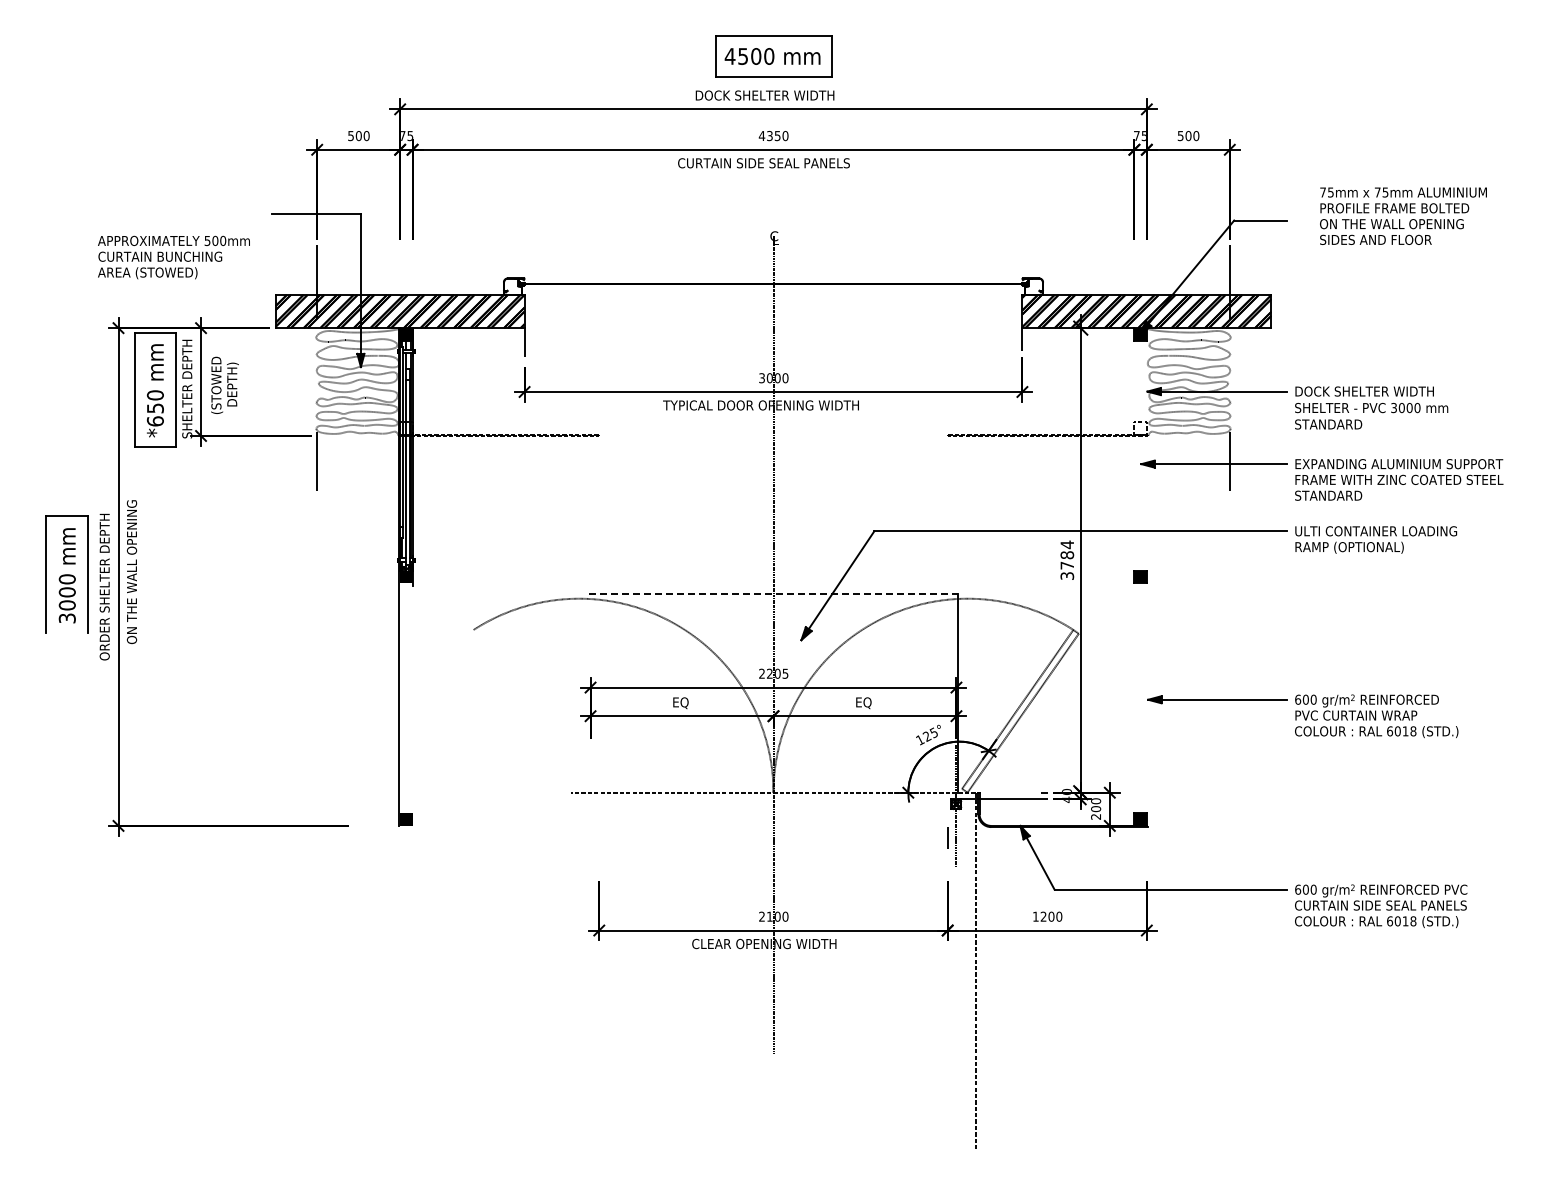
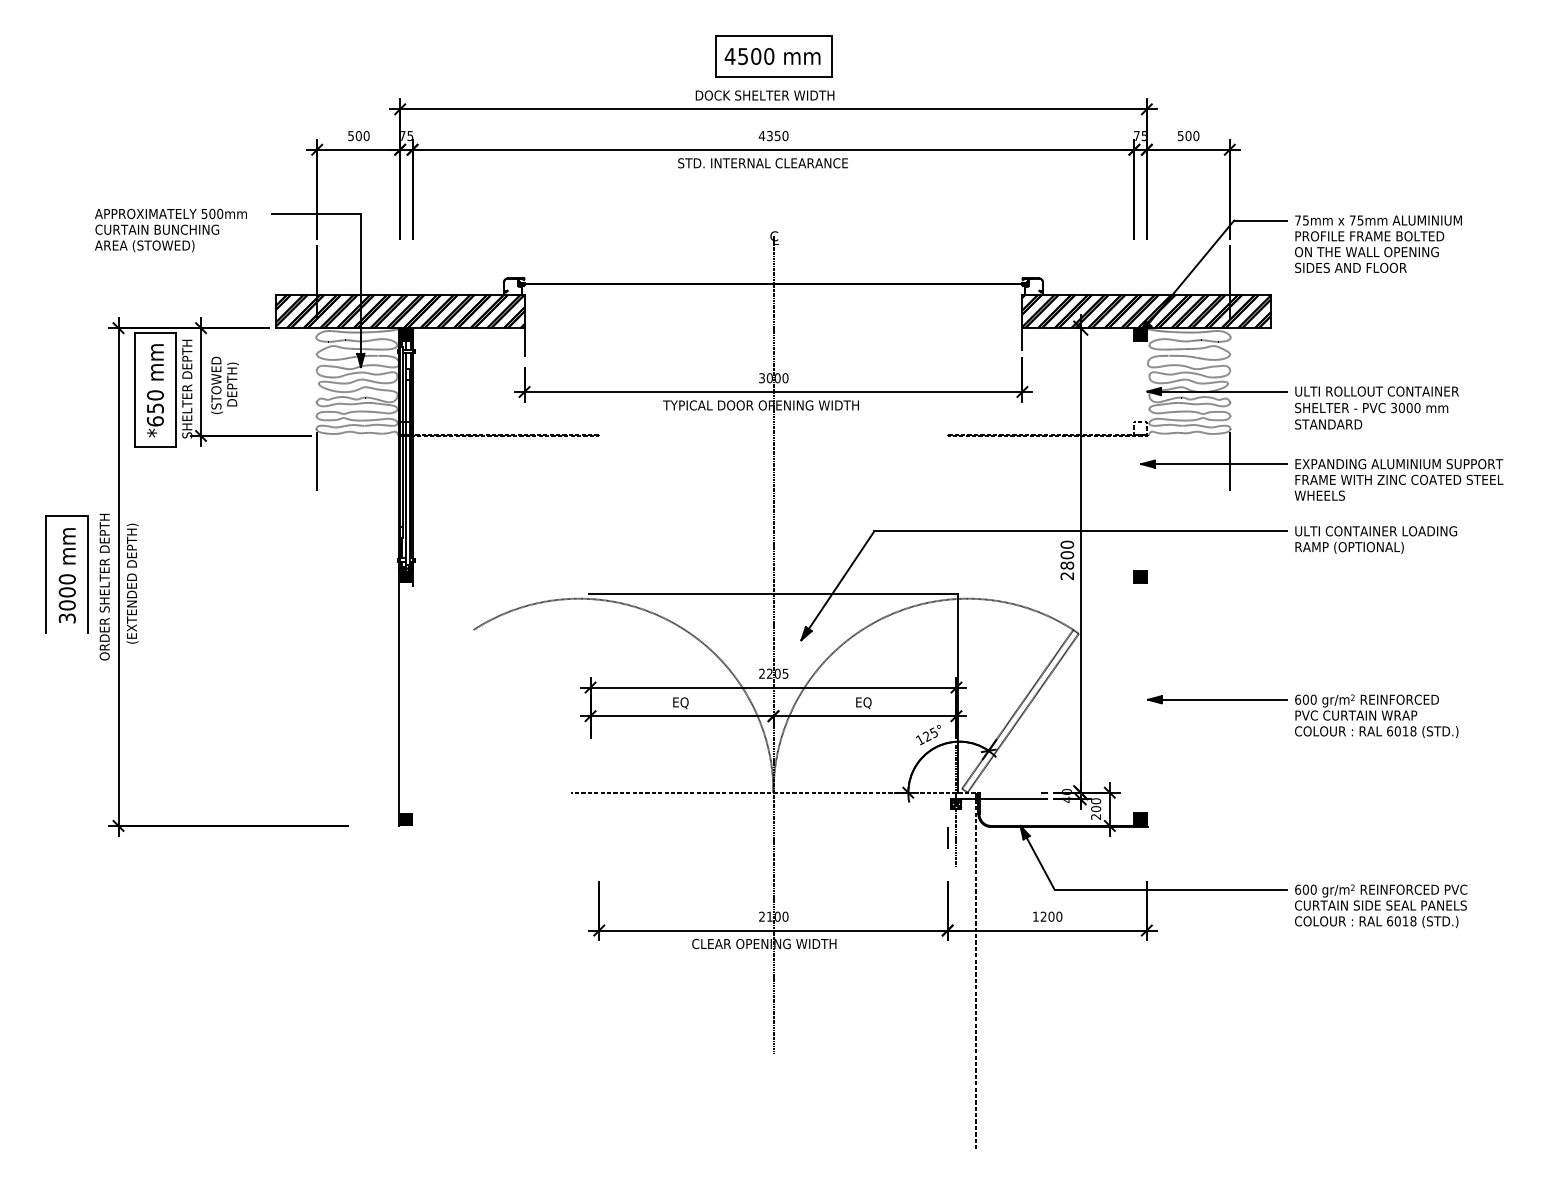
text: CURTAIN SIDE SEAL PANELS -> STD. INTERNAL CLEARANCE (763, 163)
text position: (1403, 215) -> (1378, 243) (1378, 243)
text position: (173, 257) -> (170, 230) (170, 230)
text: DOCK SHELTER WIDTH -> ULTI ROLLOUT CONTAINER (1376, 391)
text: STANDARD -> WHEELS (1328, 495)
text: 3784 -> 2800 (1067, 559)
text: ON THE WALL OPENING -> (EXTENDED DEPTH) (132, 572)
line: dashed -> solid (774, 593)
